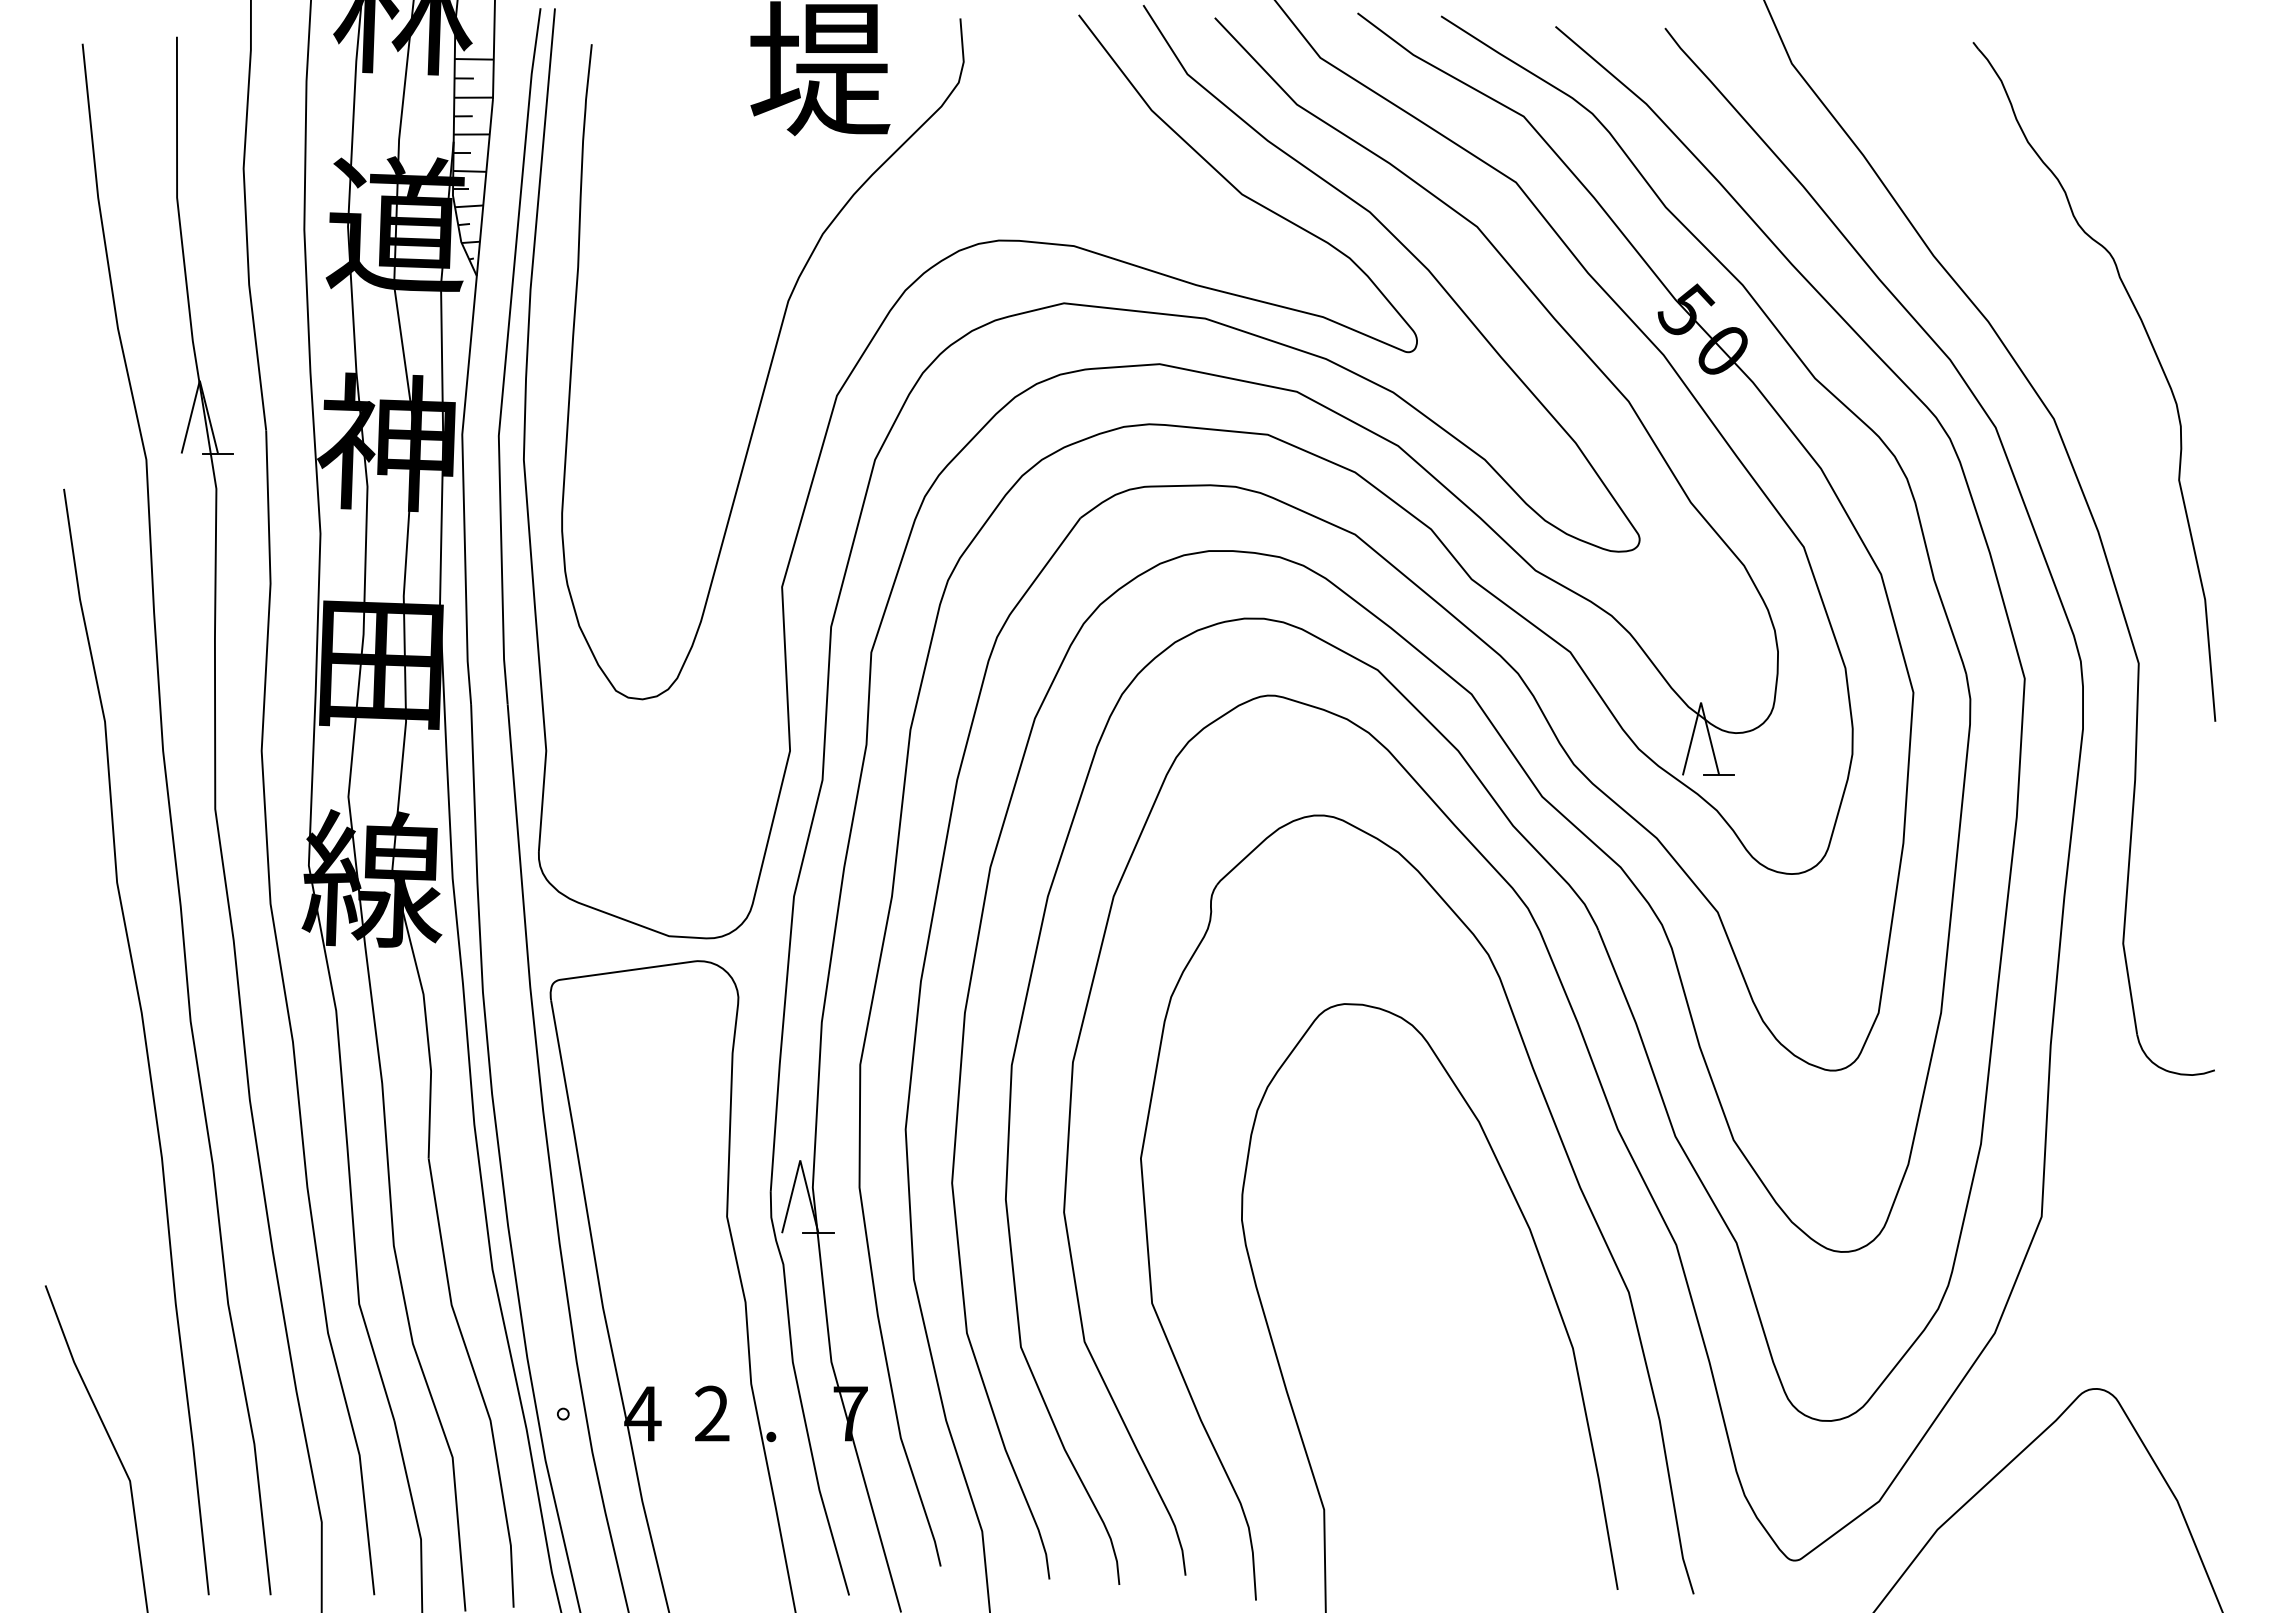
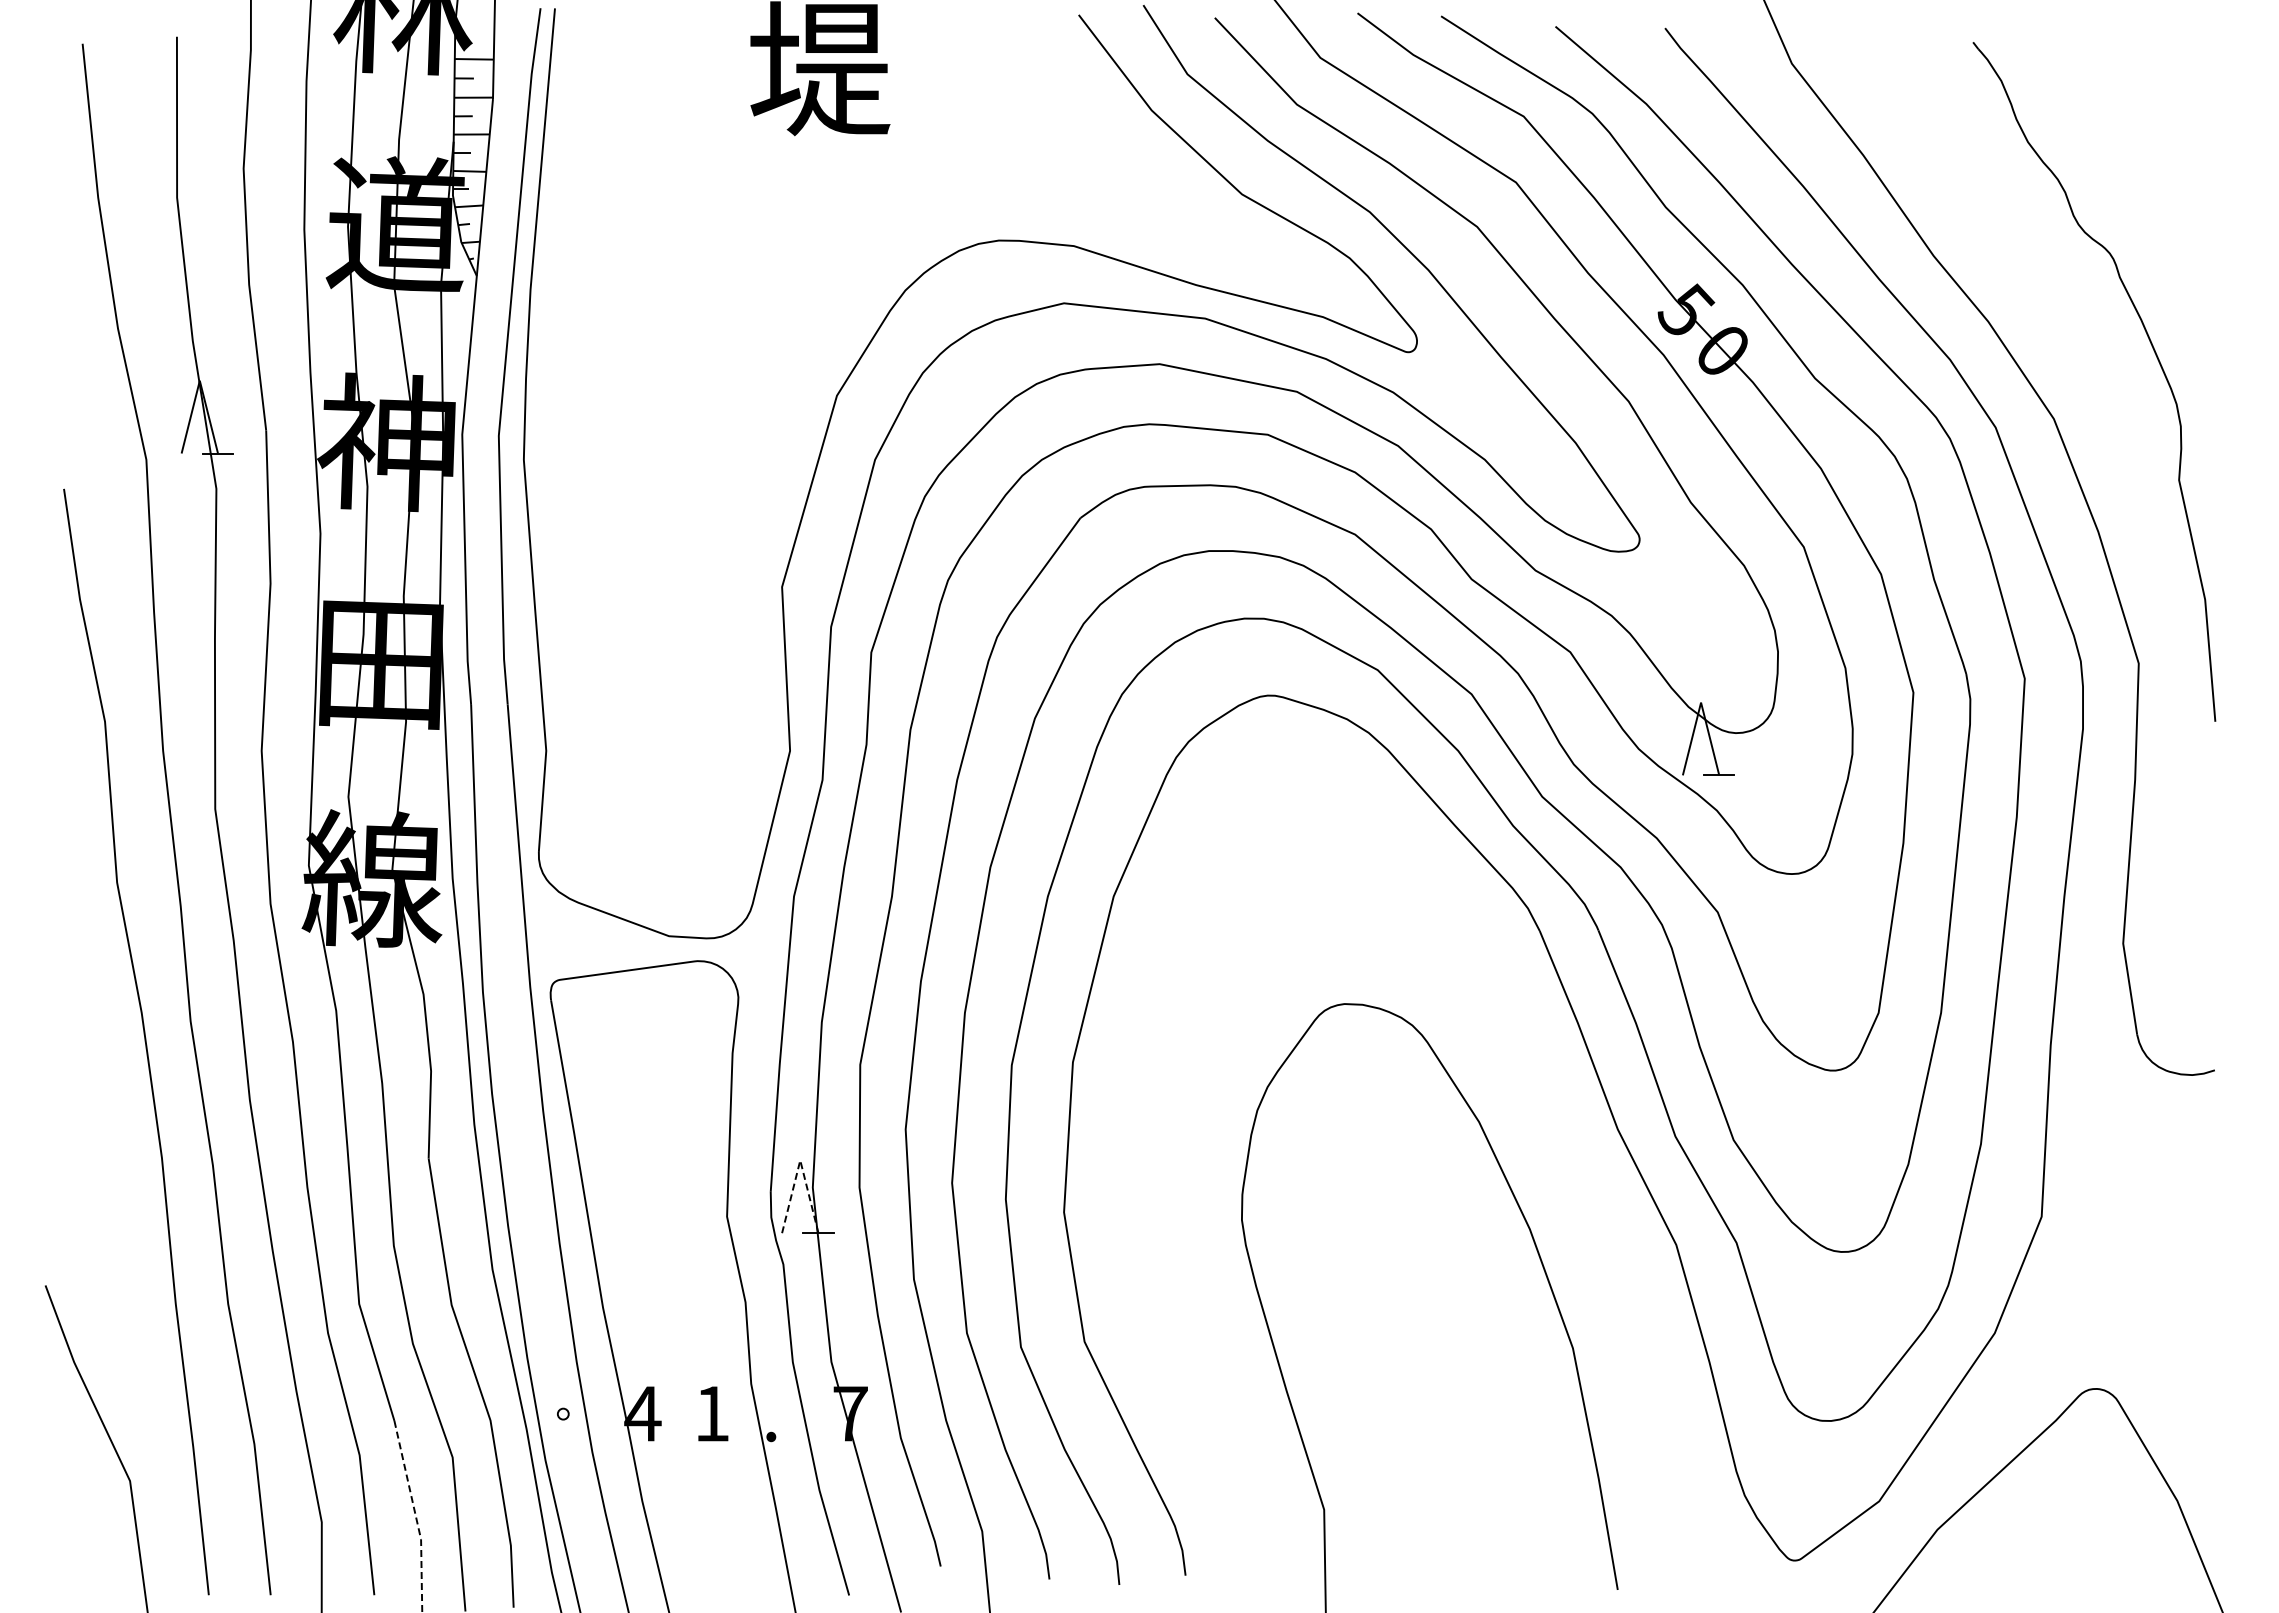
curve: present -> none (770, 362)
part: present -> none (1563, 1148)
line: solid -> dashed (800, 1160)
text: 2 -> 1 (712, 1413)
line: solid -> dashed (415, 1516)
